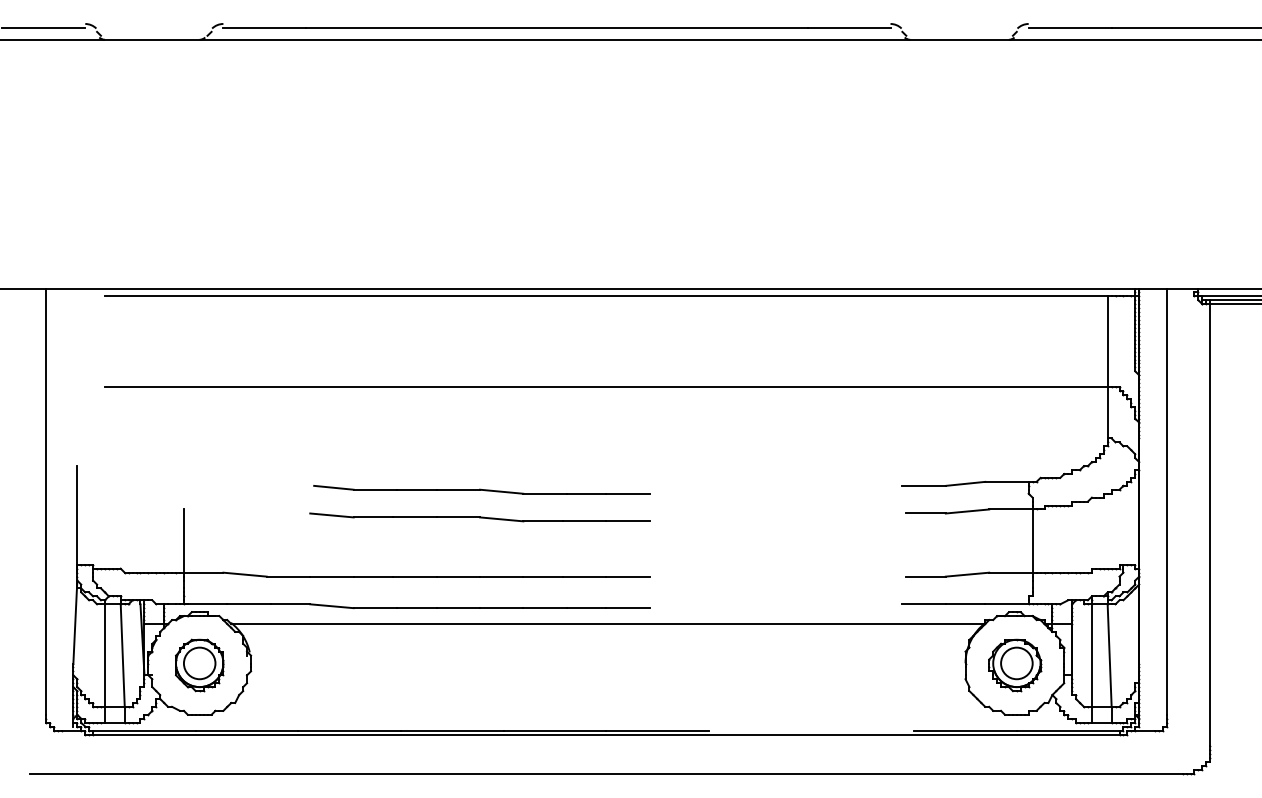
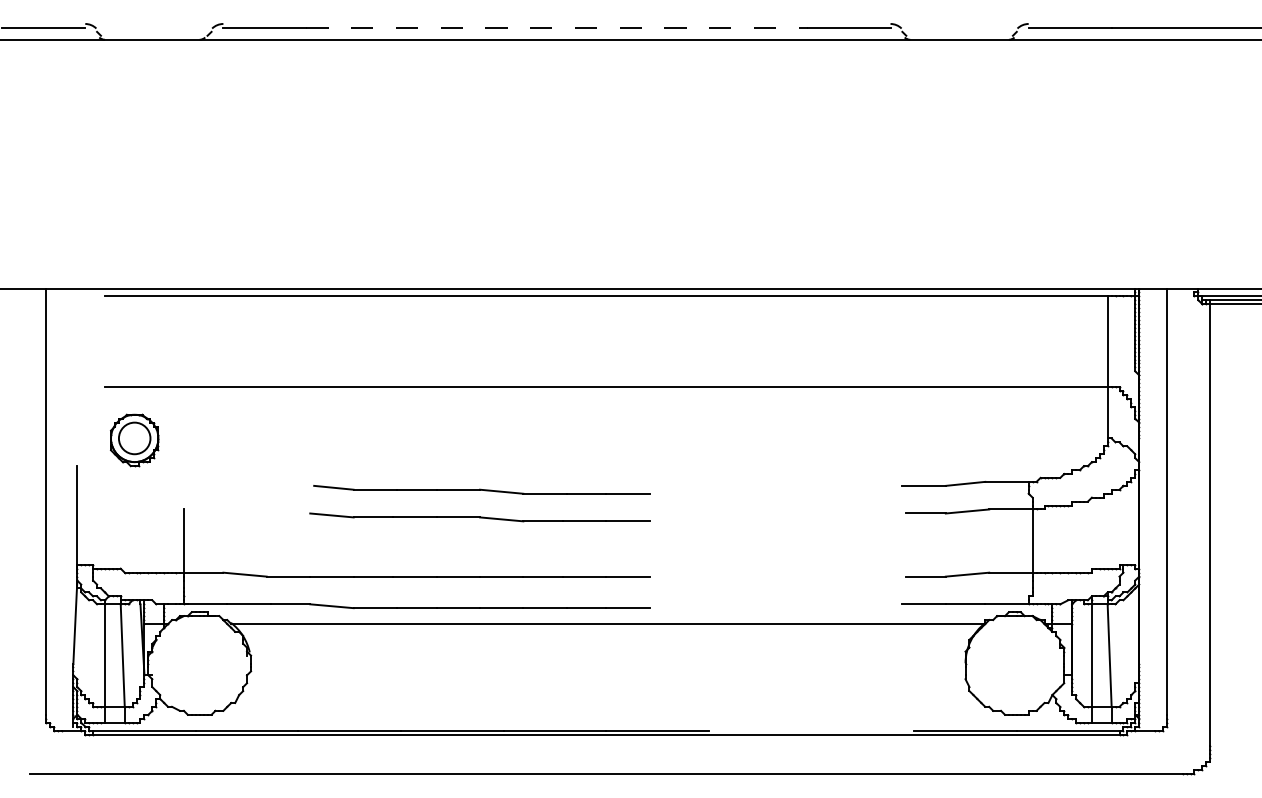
line: solid -> dashed (556, 27)
part position: (199, 665) -> (134, 440) (134, 440)
part: present -> none (1015, 665)
